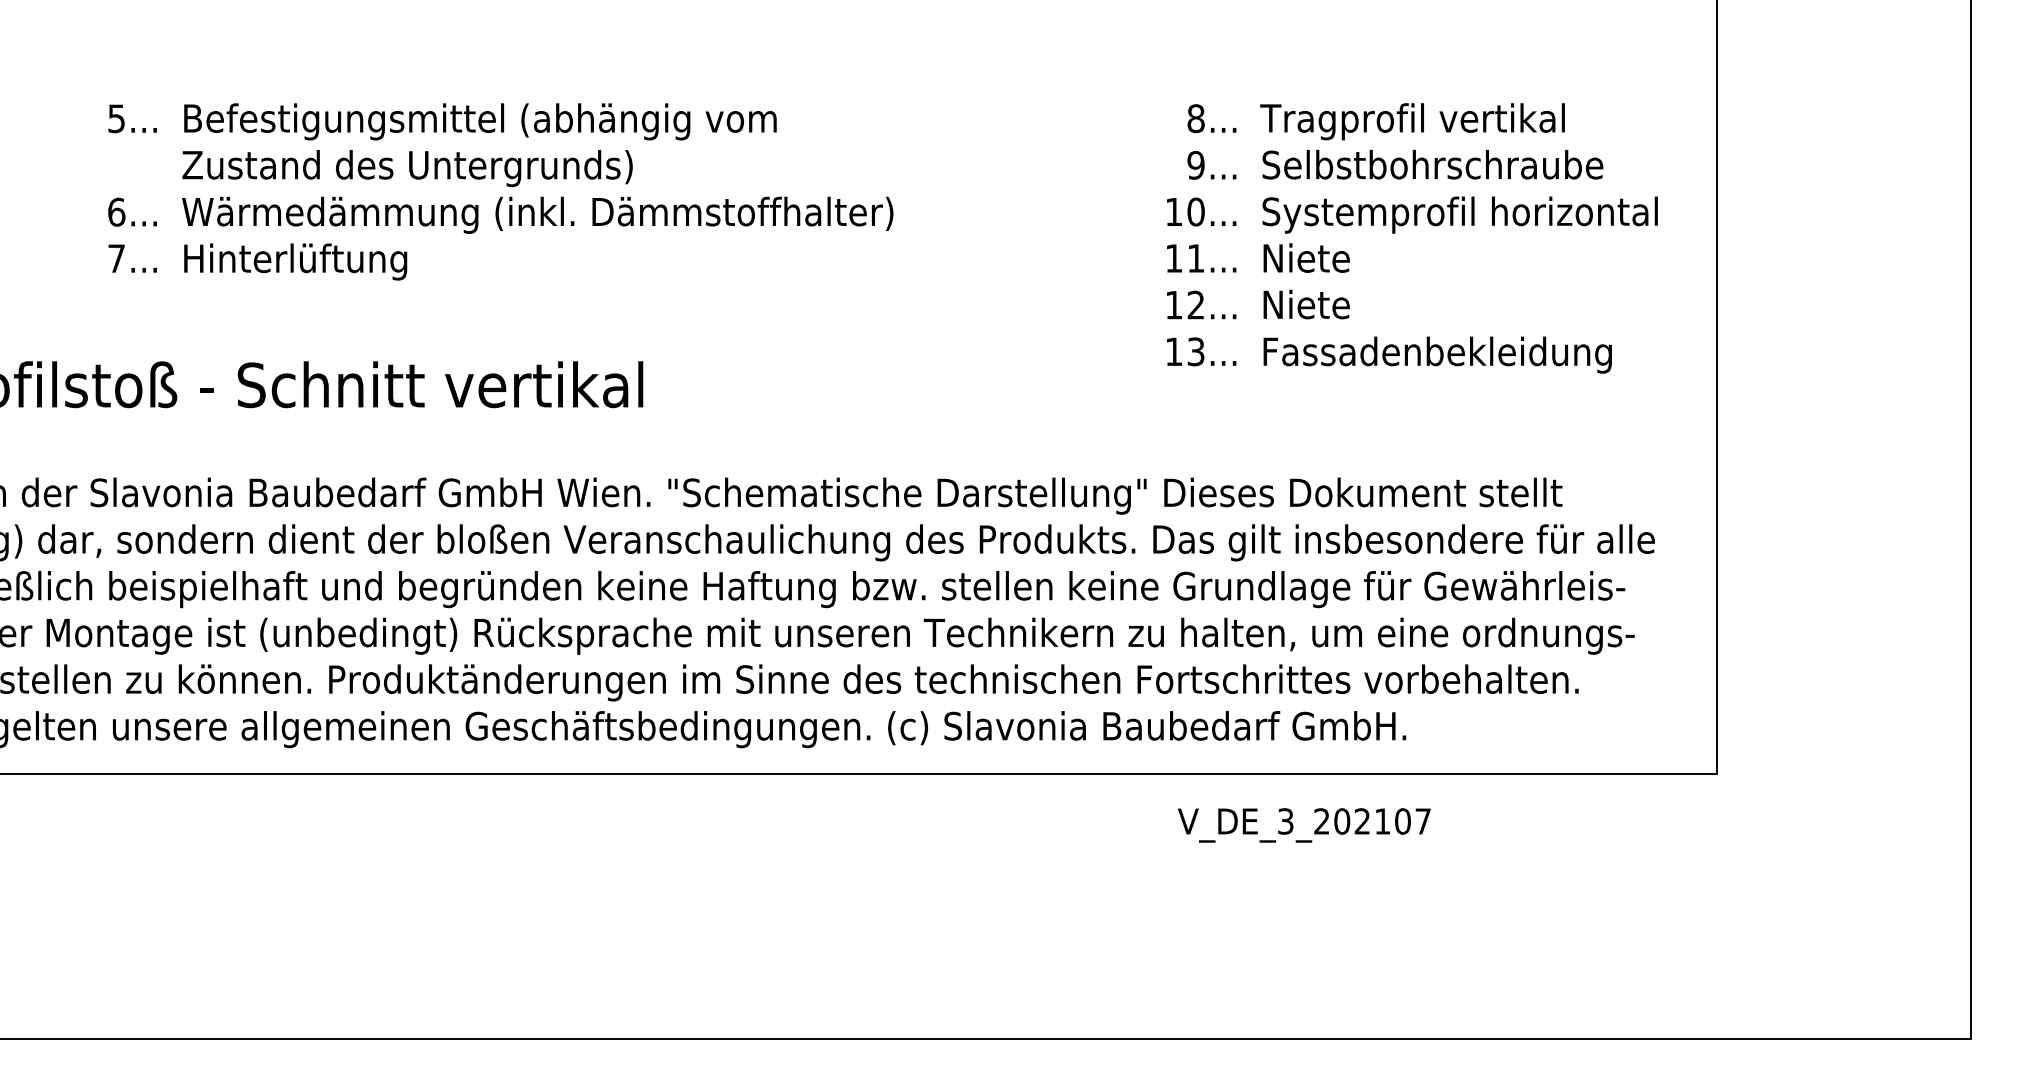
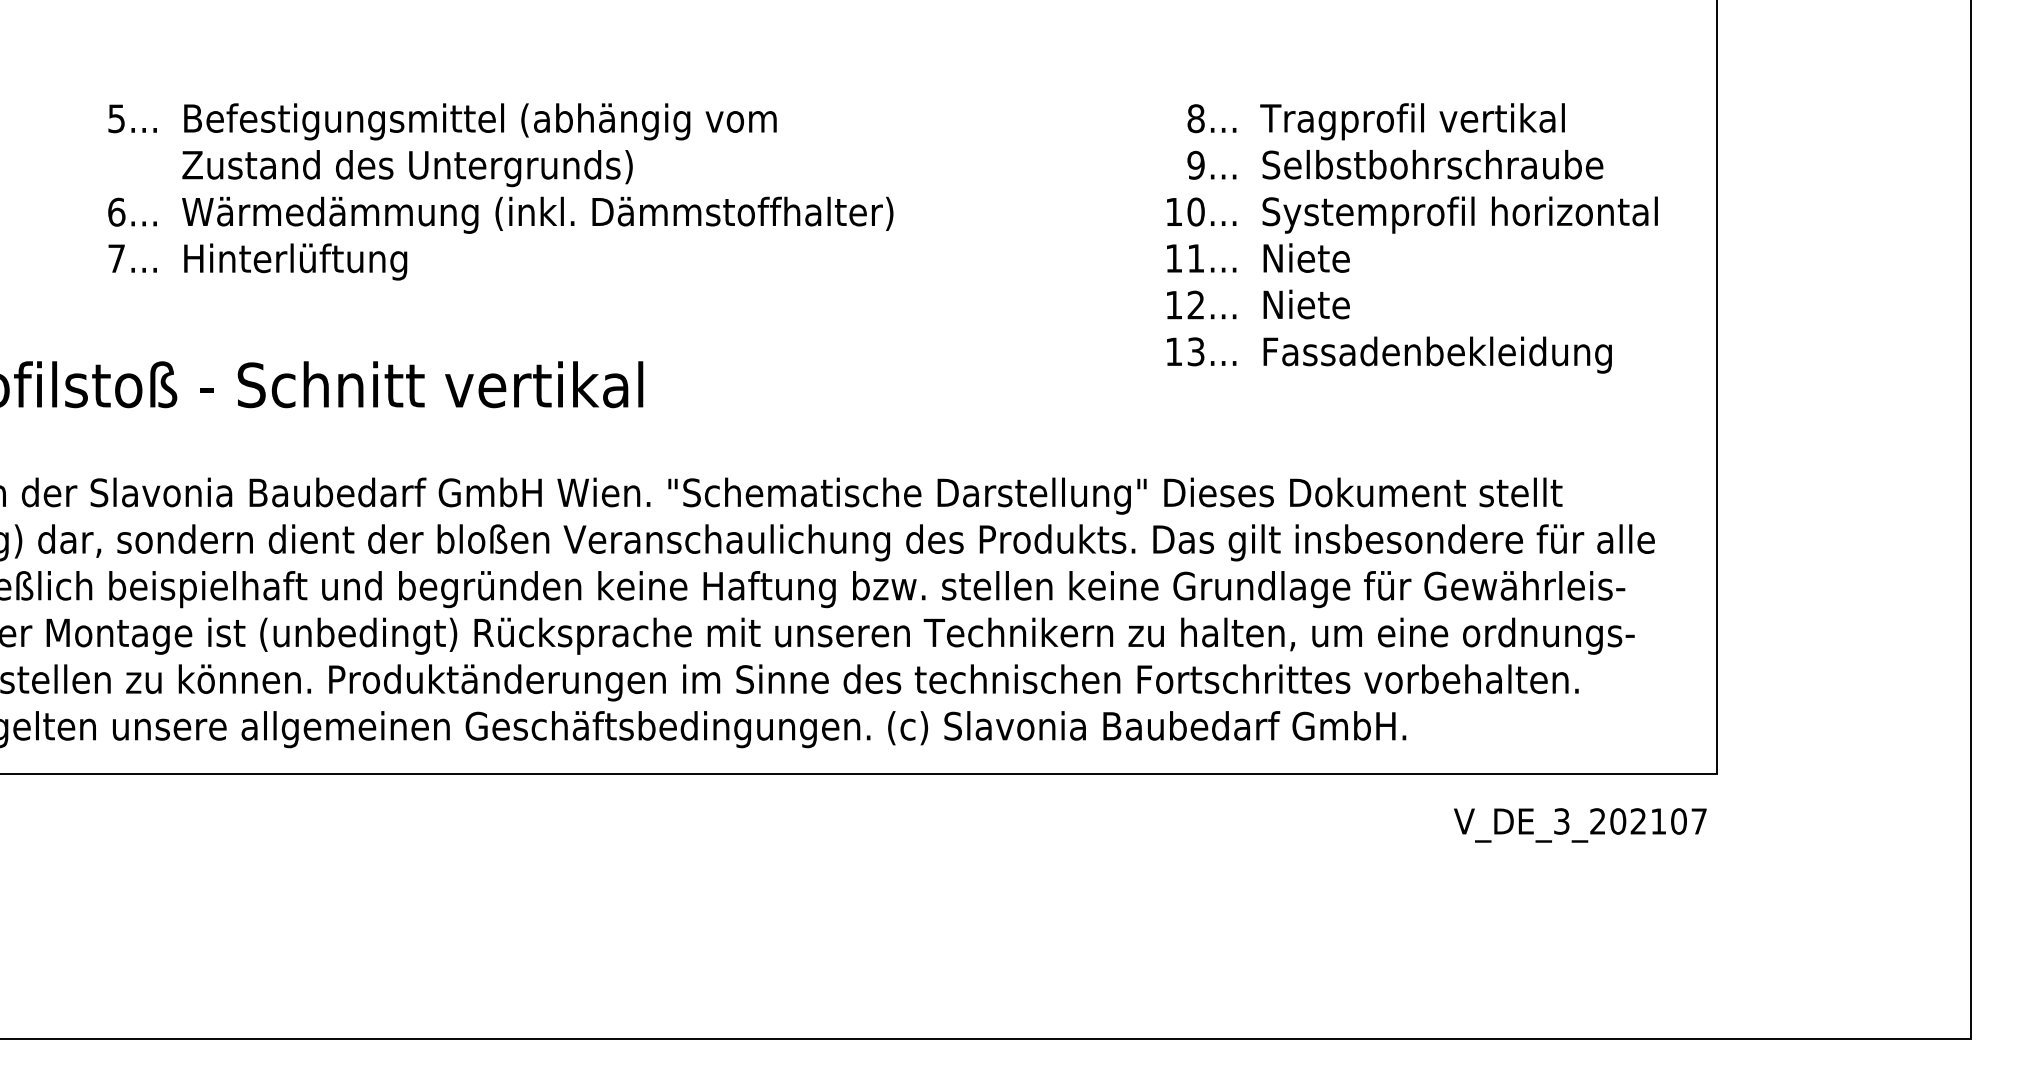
text position: (1304, 825) -> (1580, 825) (1580, 825)
